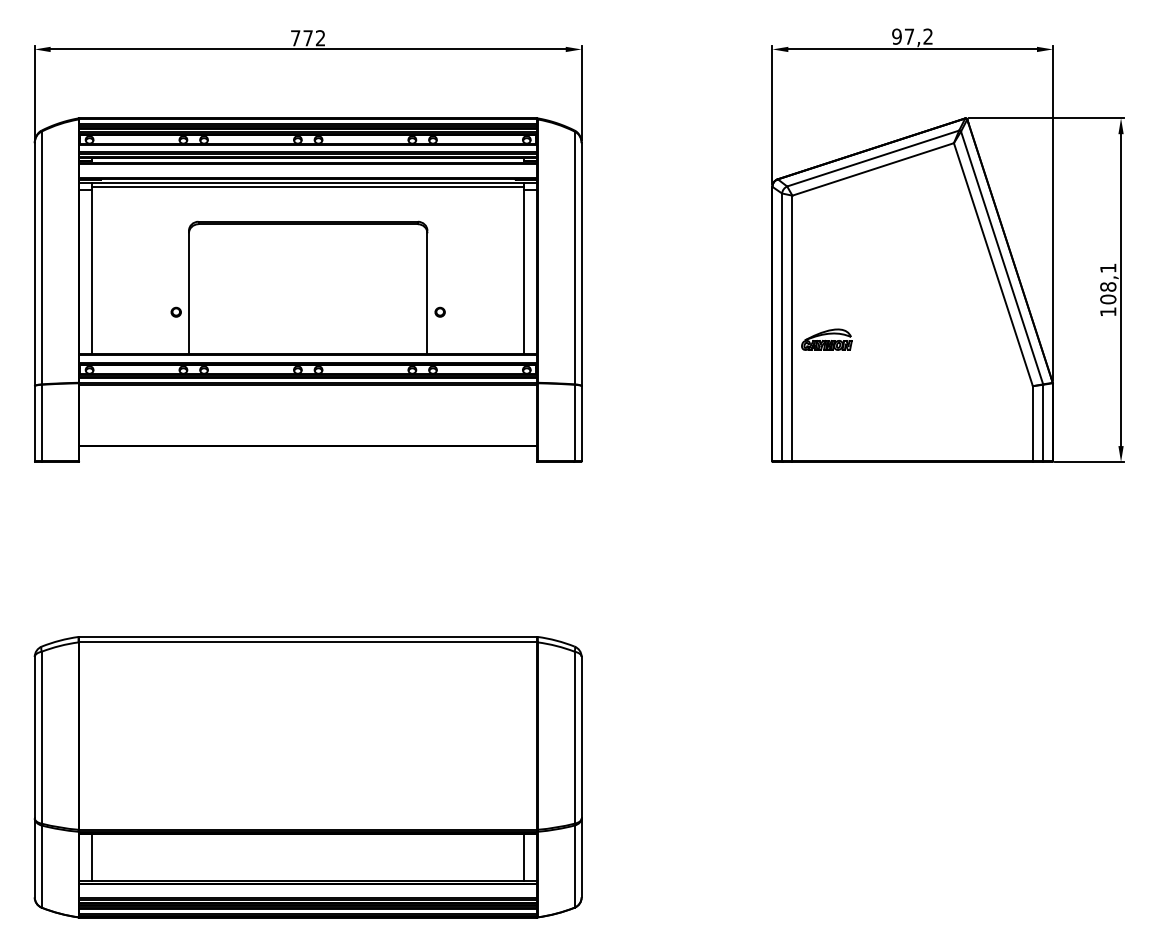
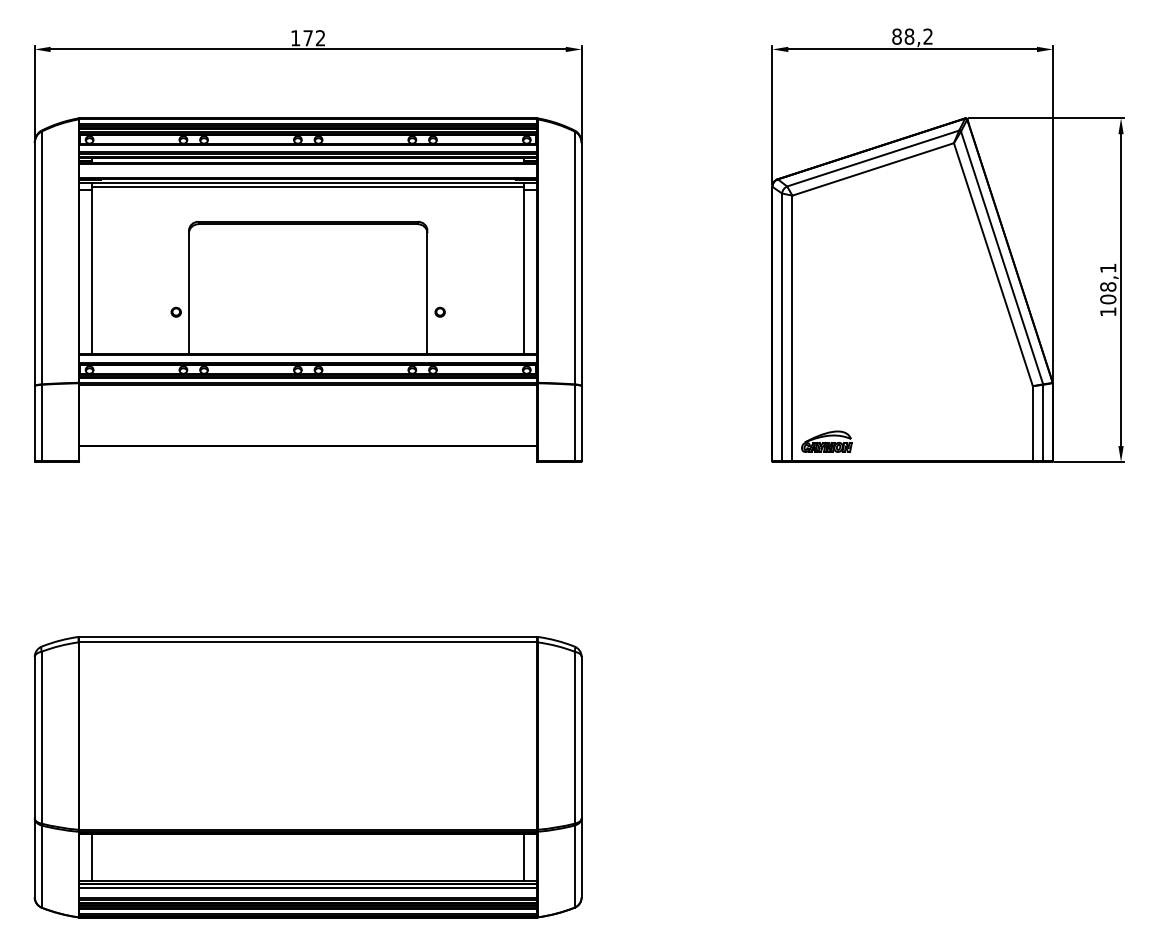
text: 97,2 -> 88,2 (903, 36)
text: 772 -> 172 (295, 38)
part position: (826, 339) -> (826, 441) (826, 441)
line: none -> present (308, 888)
